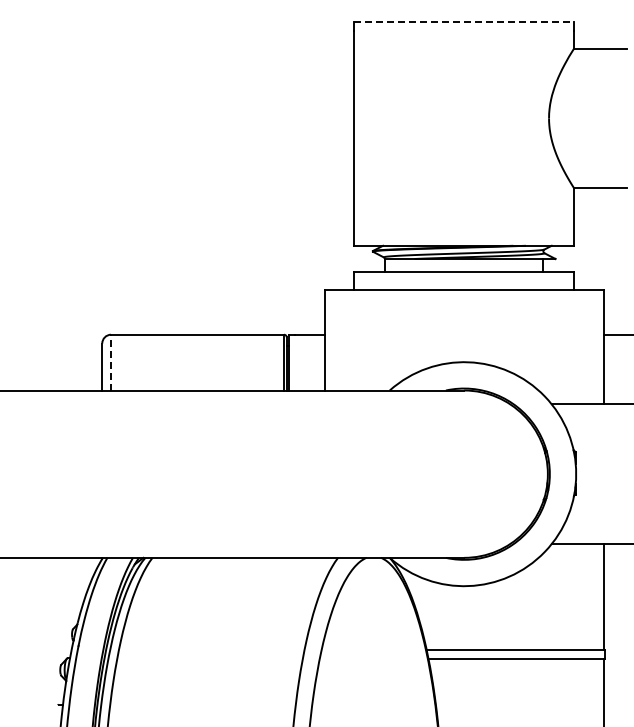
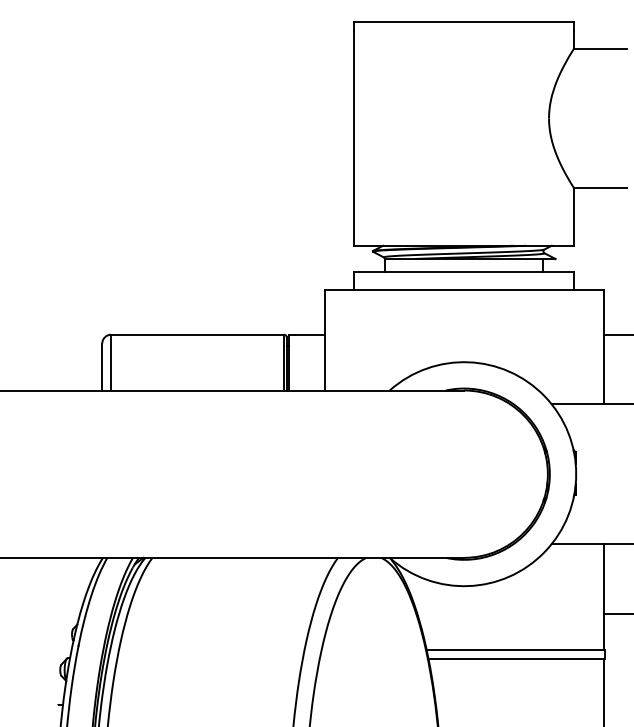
line: dashed -> solid (464, 21)
line: dashed -> solid (111, 362)
line: none -> present (616, 613)
